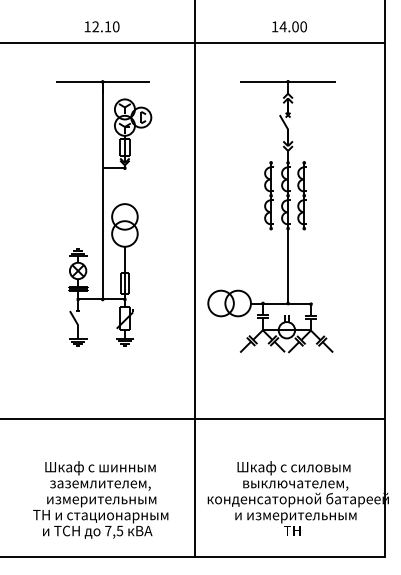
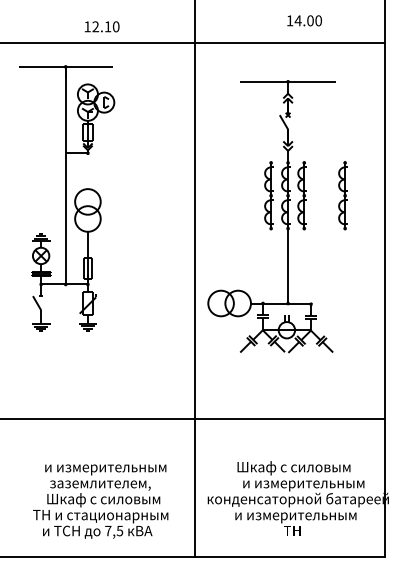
text position: (289, 26) -> (304, 20) (304, 20)
part: none -> present (342, 195)
part position: (104, 213) -> (67, 198) (67, 198)
text: Шкаф с шинным -> и измерительным (105, 468)
text: выключателем, -> и измерительным (304, 485)
text: измерительным -> Шкаф с силовым (103, 500)
